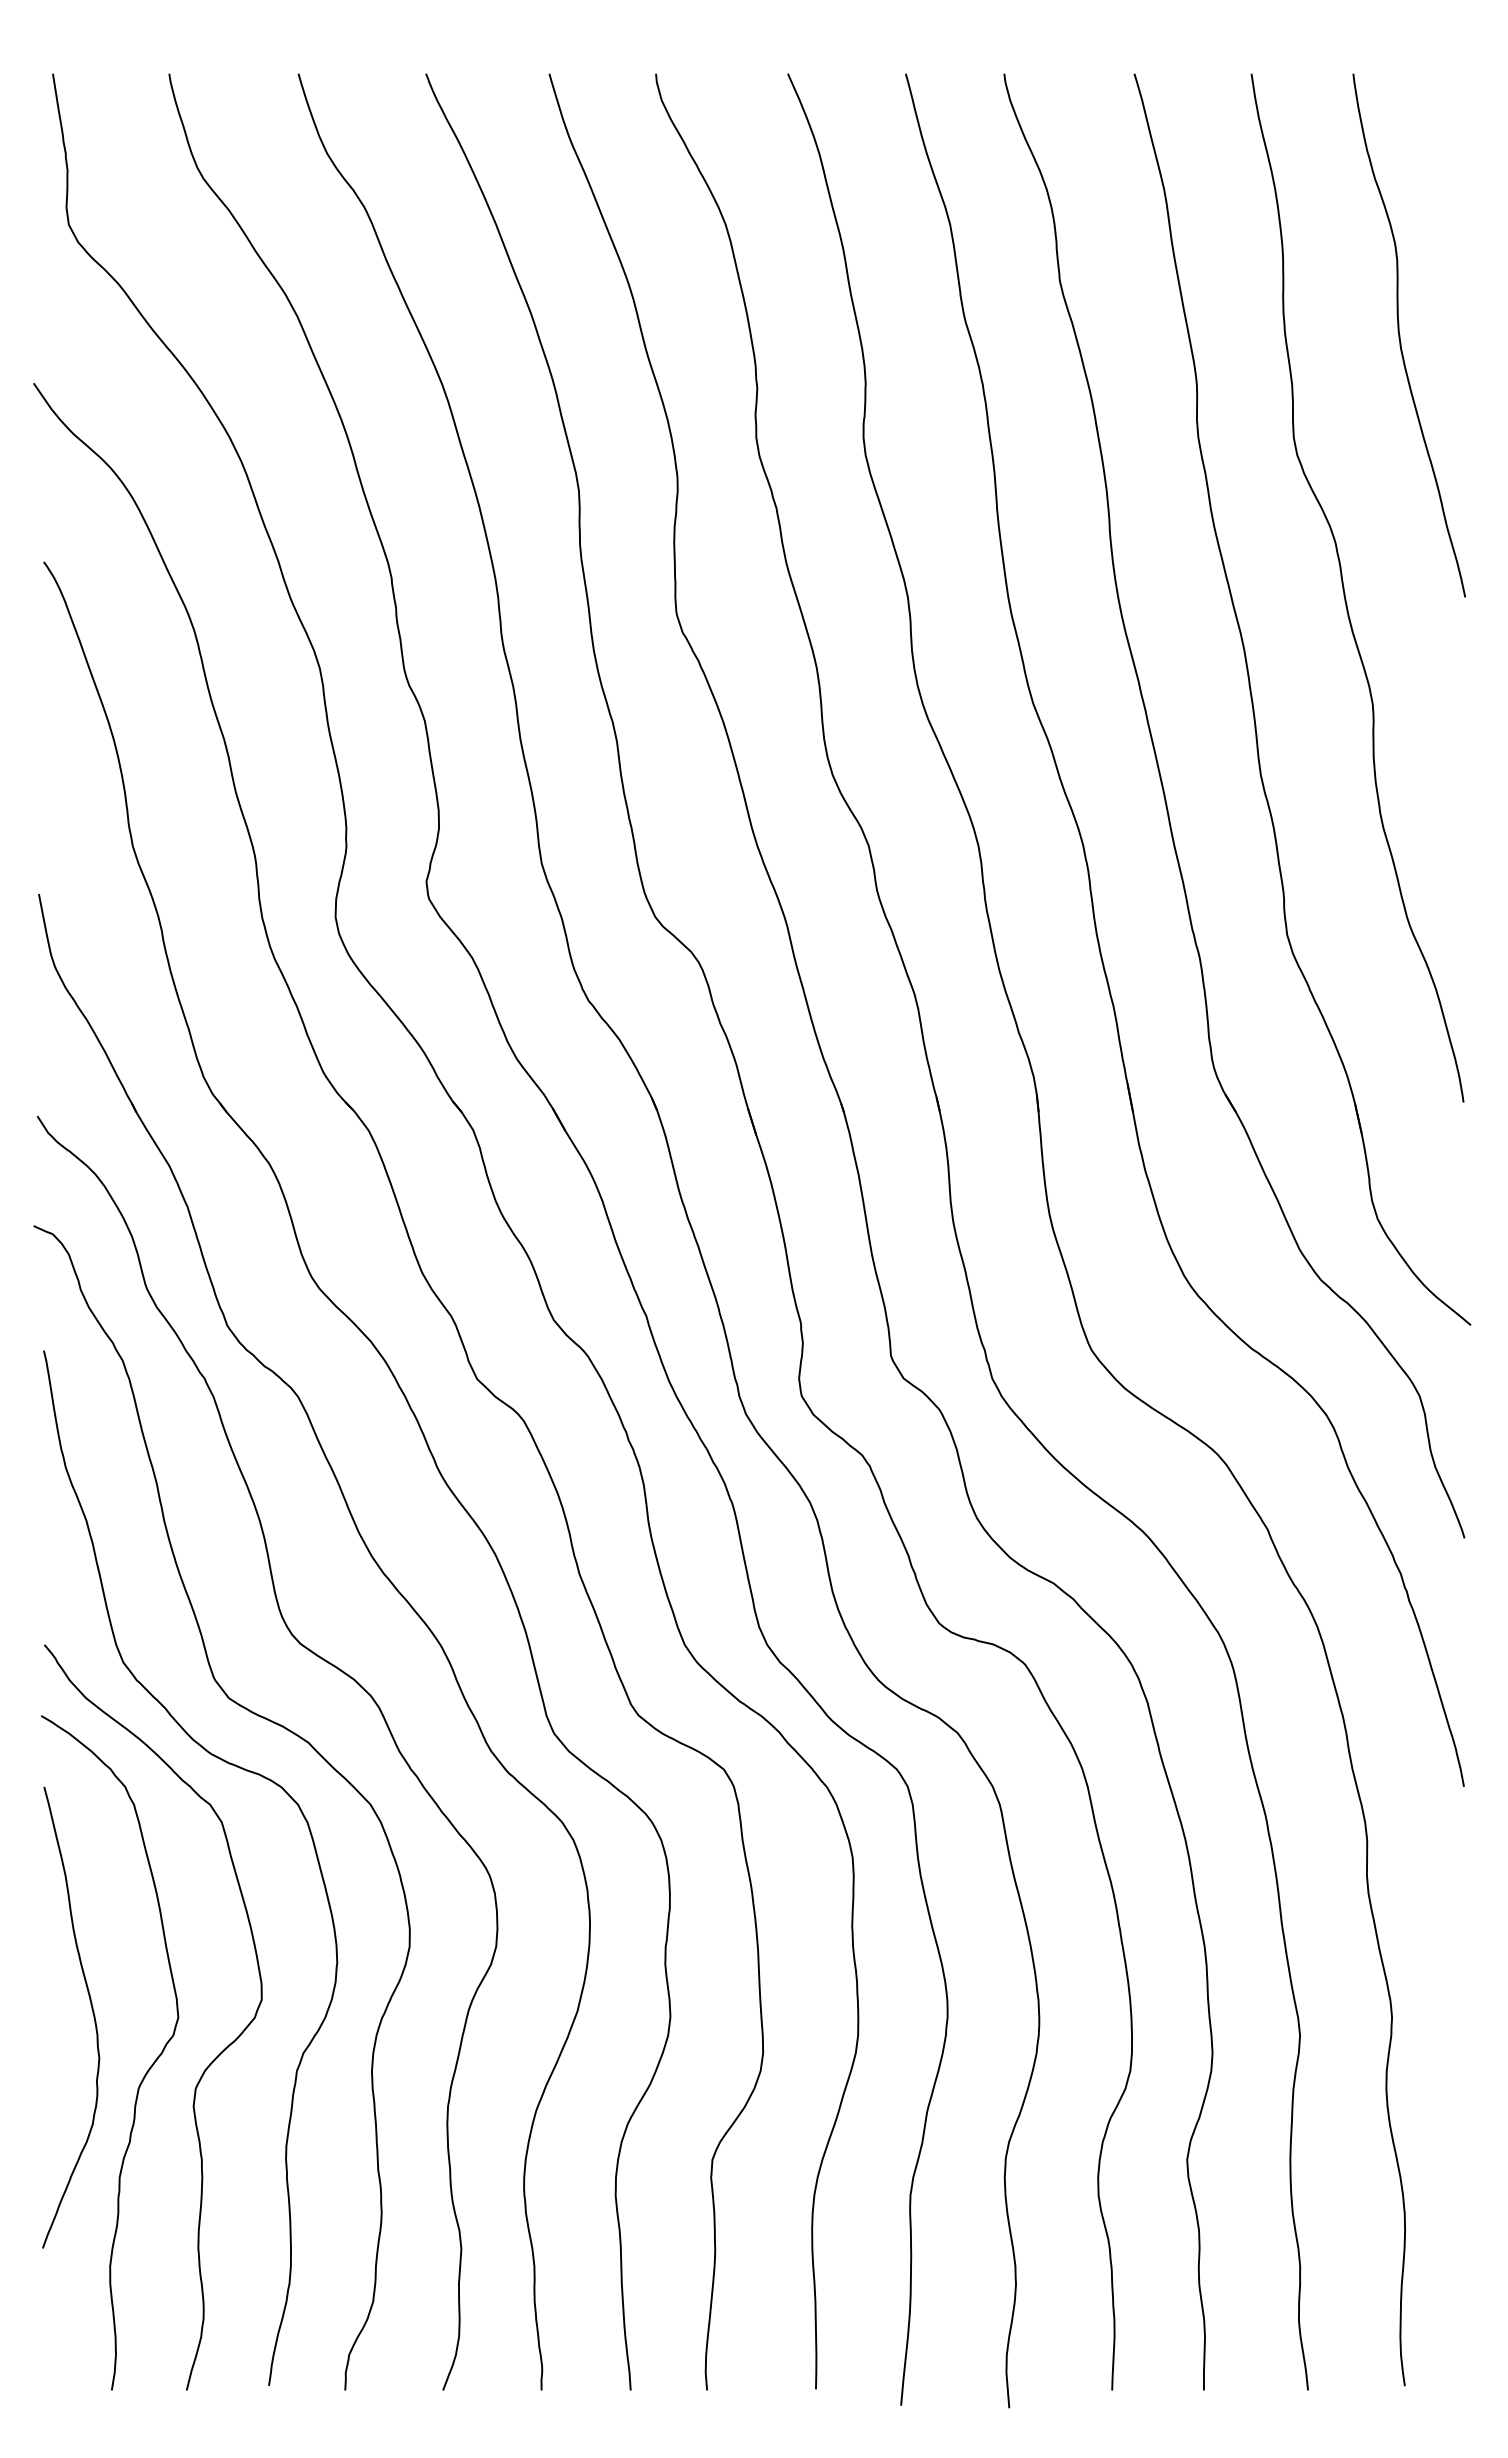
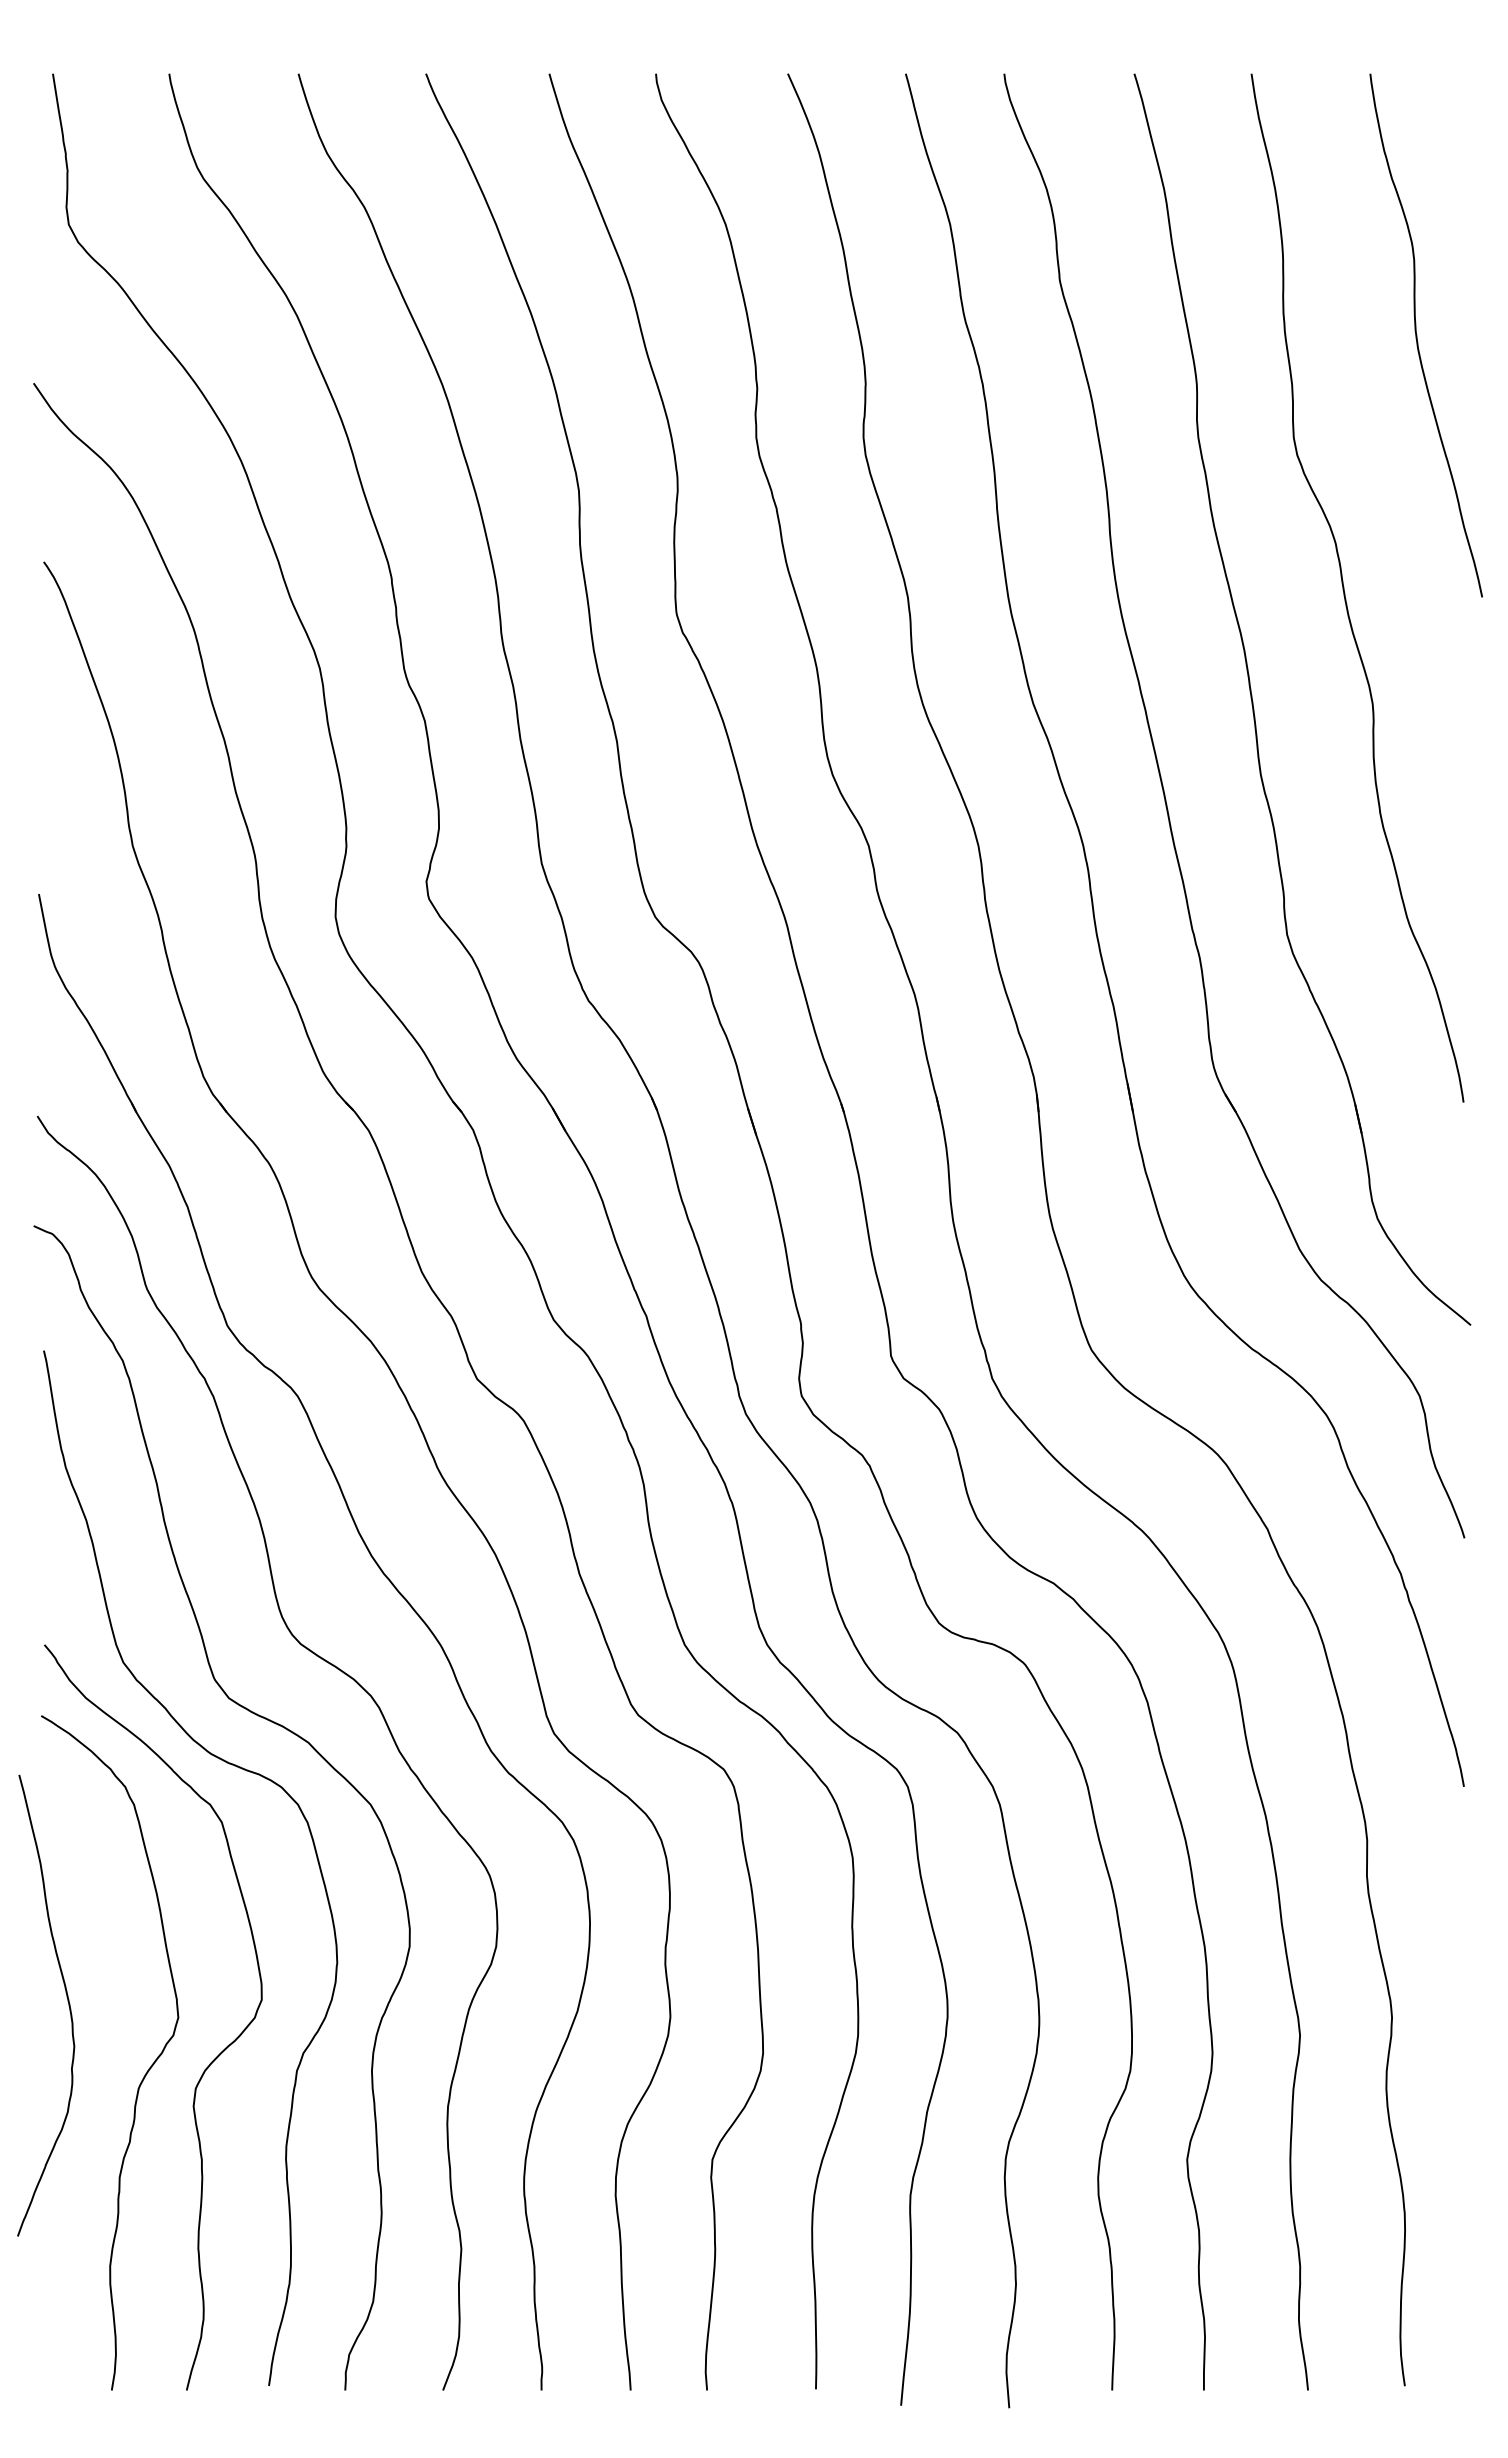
curve position: (1400, 335) -> (1417, 335) (1417, 335)
curve position: (92, 2013) -> (67, 2001) (67, 2001)
